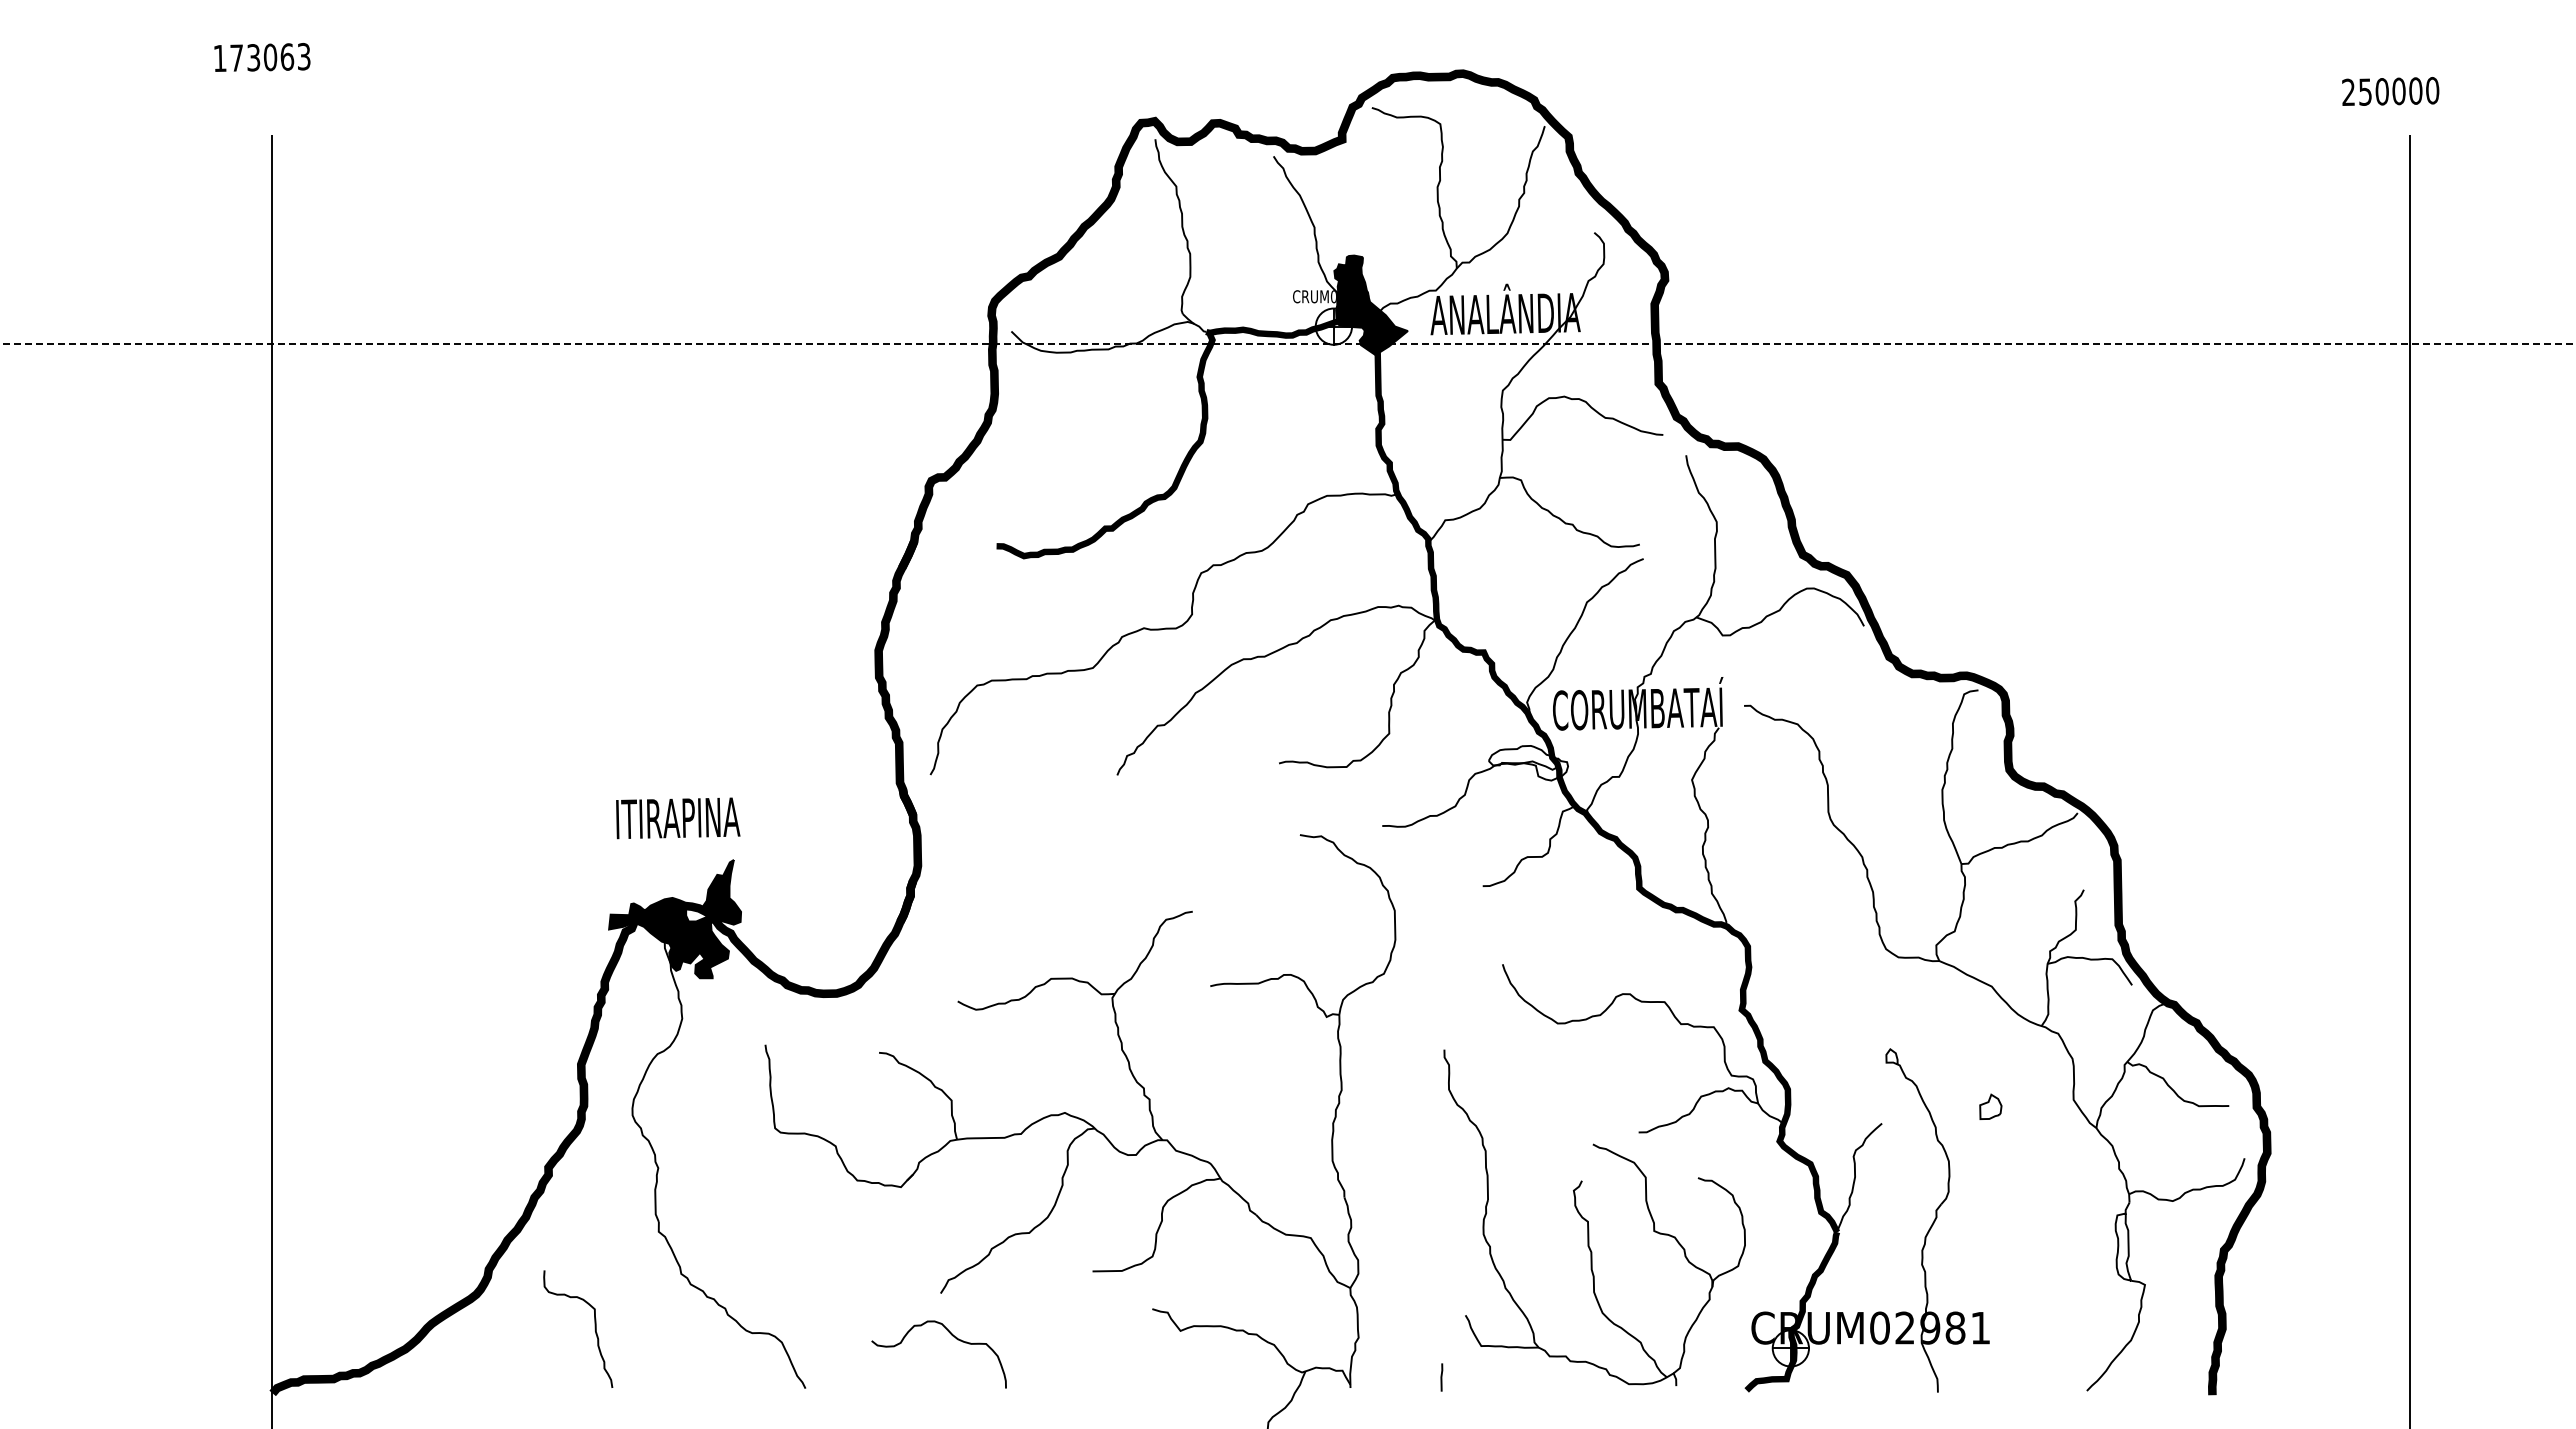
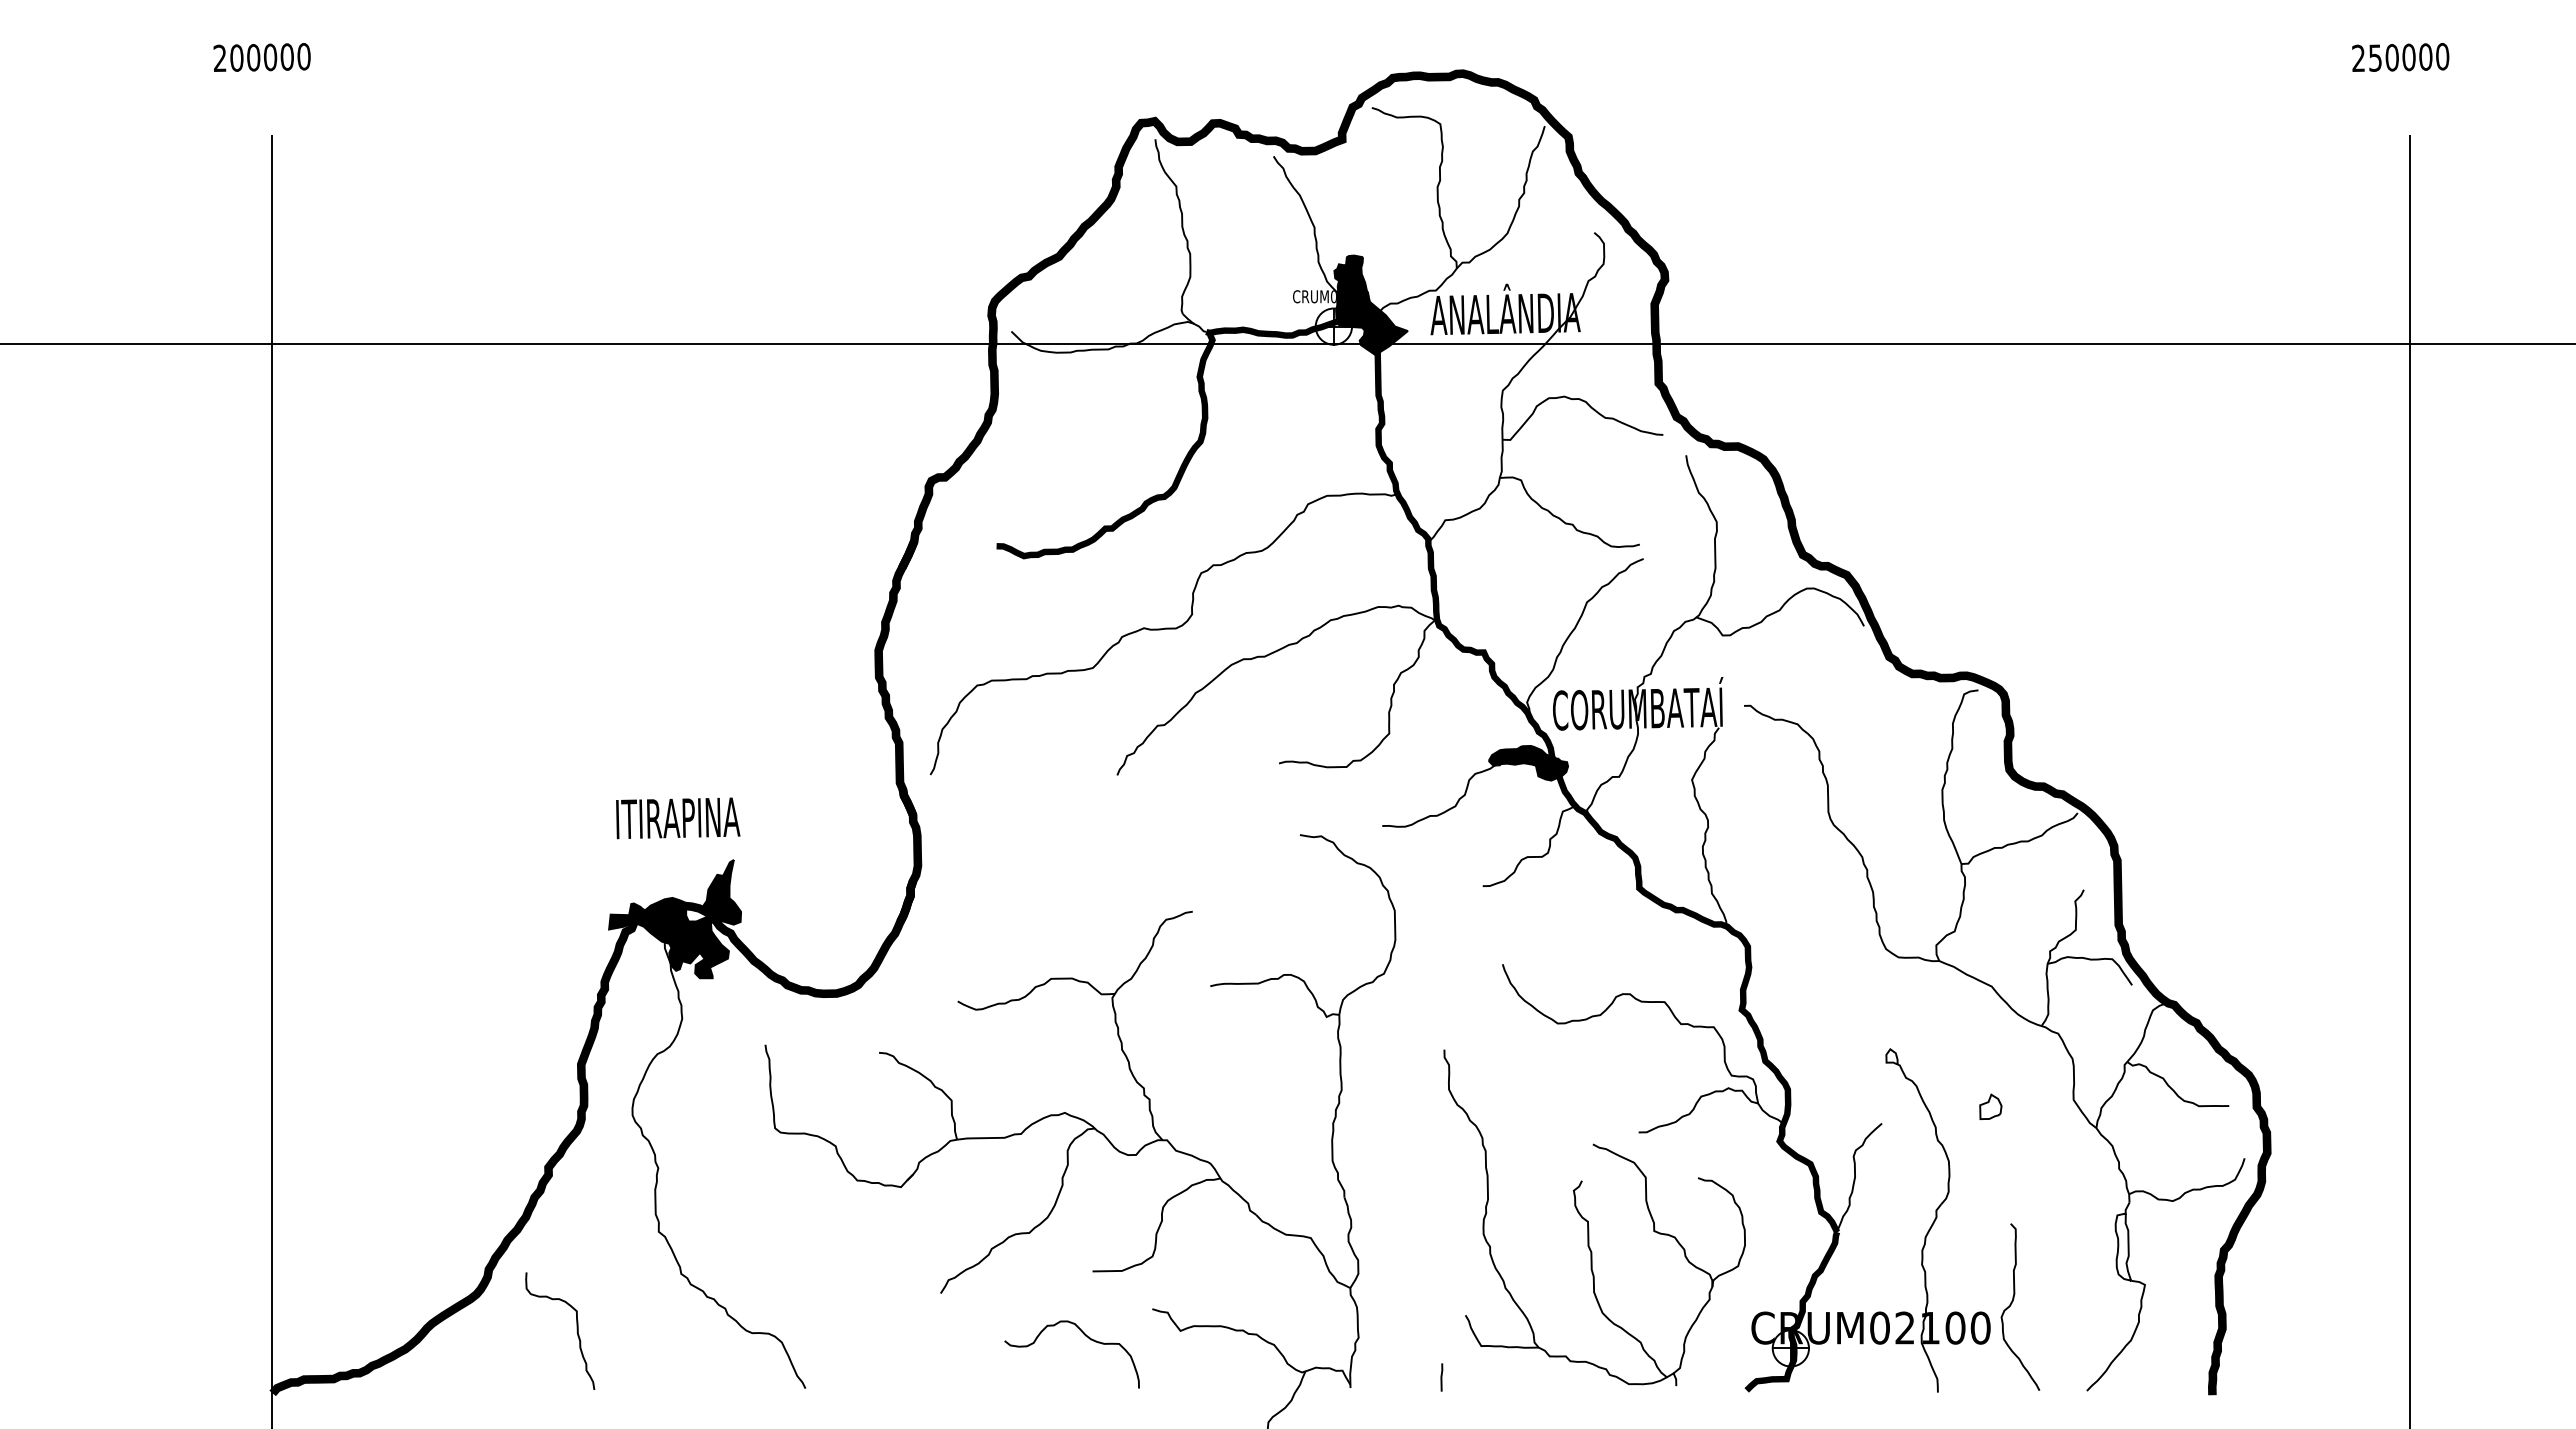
text: 173063 -> 200000 (261, 57)
text position: (2390, 91) -> (2400, 57) (2400, 57)
line: dashed -> solid (1287, 343)
fill: none -> present (1528, 762)
curve: none -> present (2012, 1303)
text: CRUM02981 -> CRUM02100 (1955, 1327)
curve position: (594, 1328) -> (576, 1330) (576, 1330)
curve position: (952, 1336) -> (1085, 1336) (1085, 1336)
